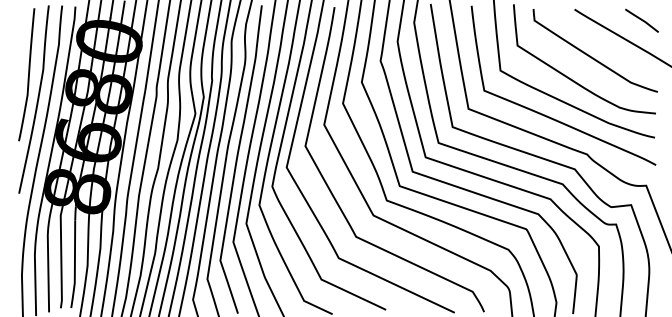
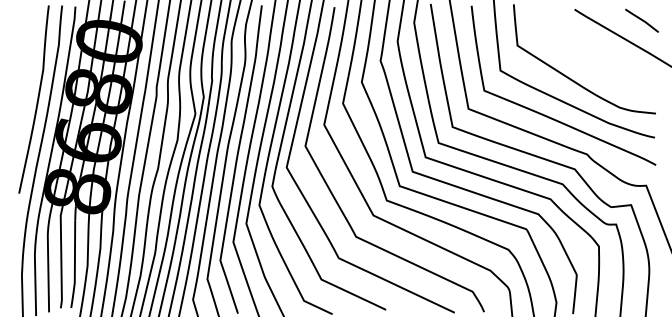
curve: present -> none (590, 55)
curve: present -> none (28, 74)
